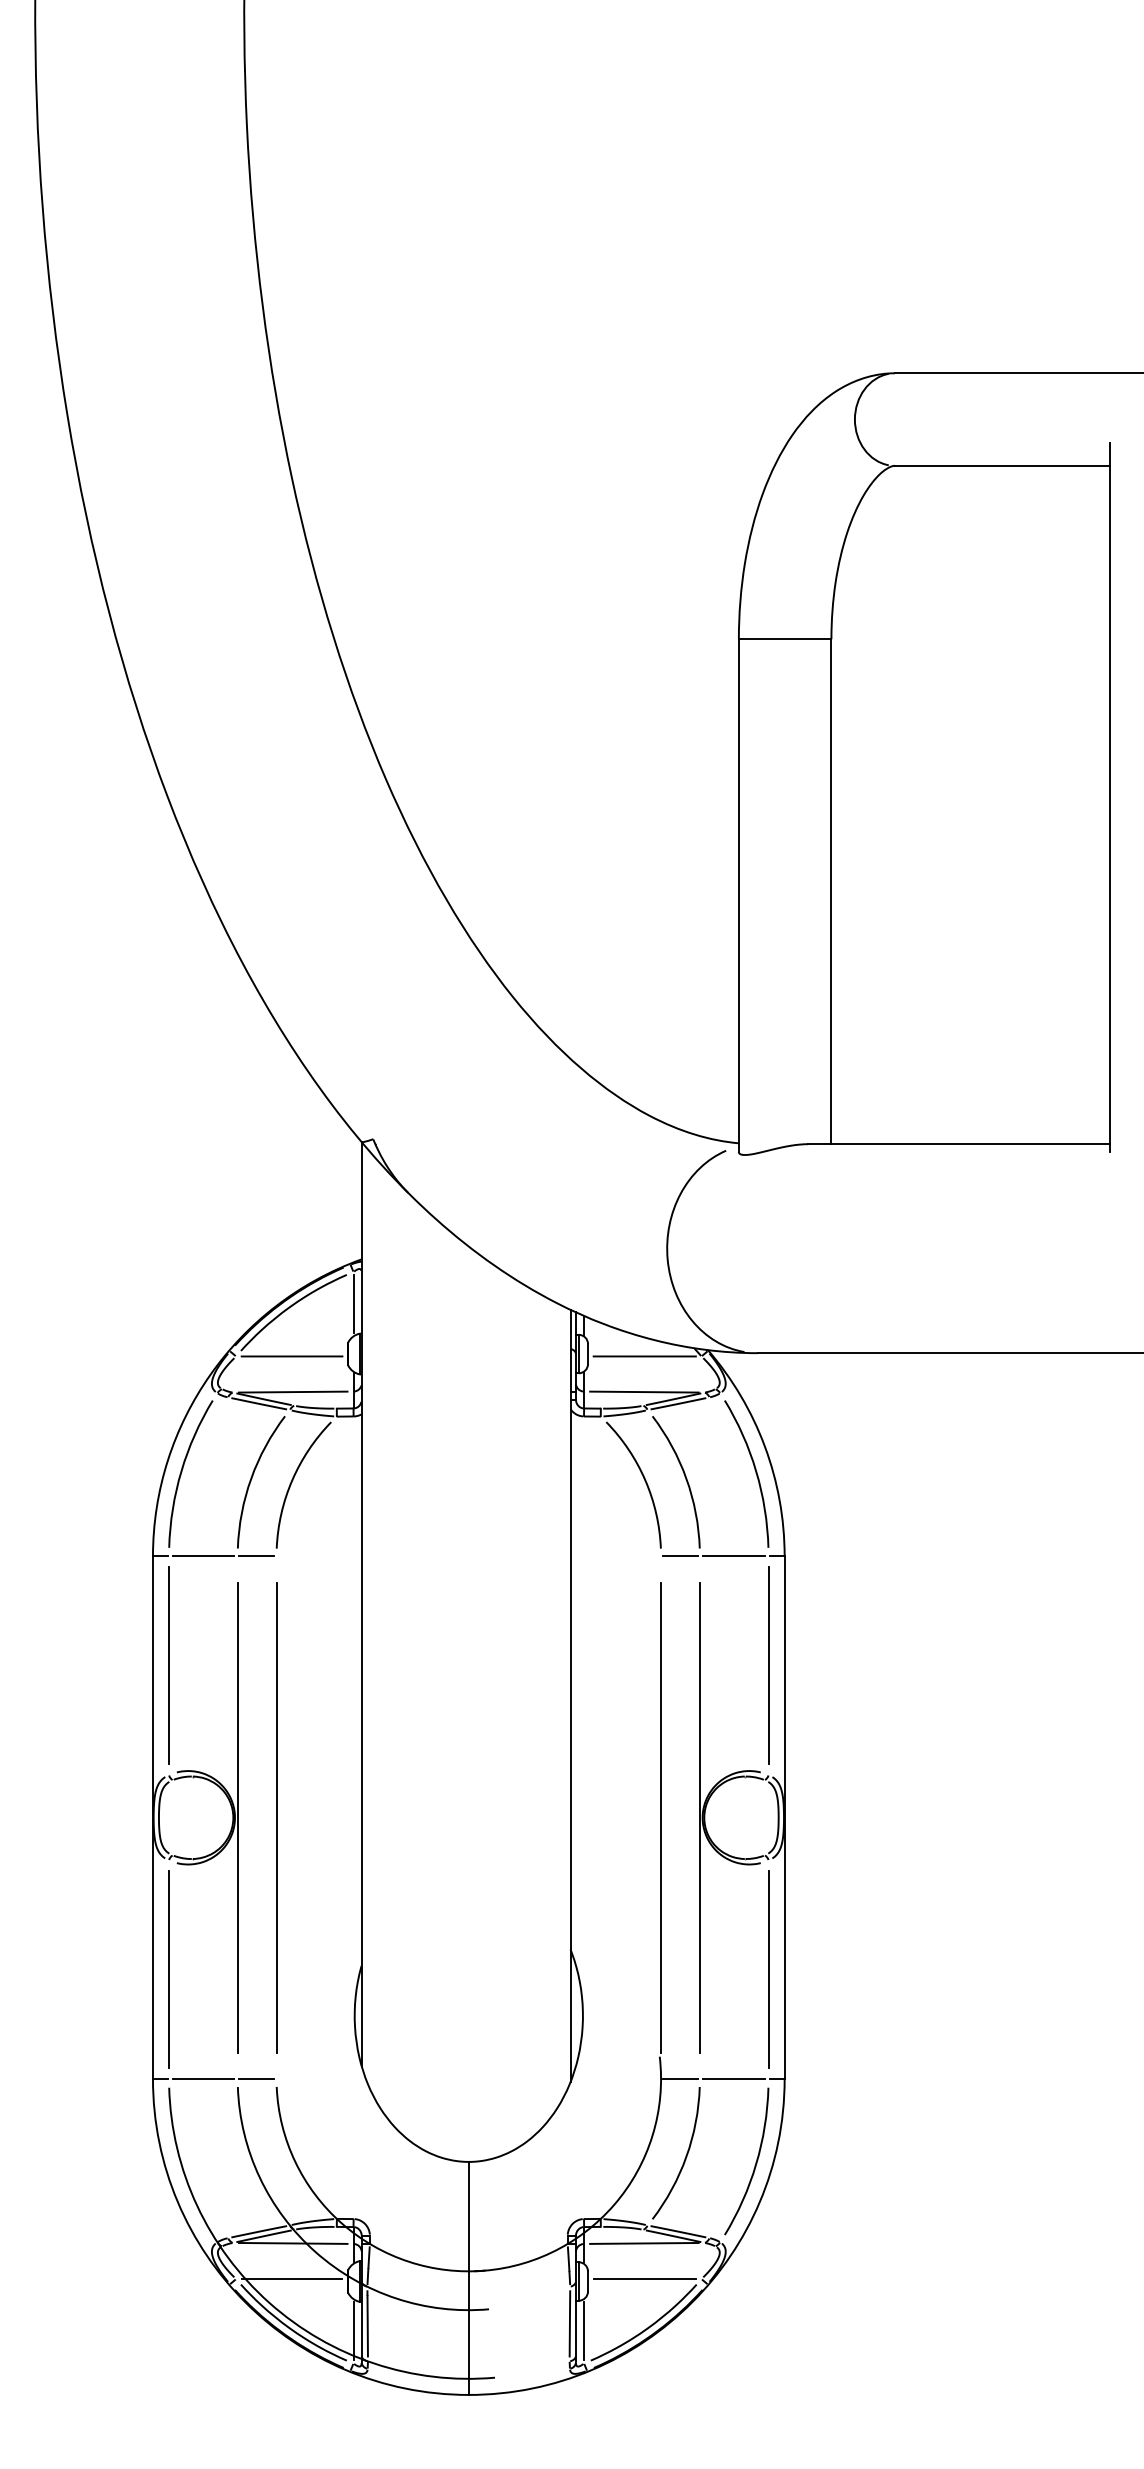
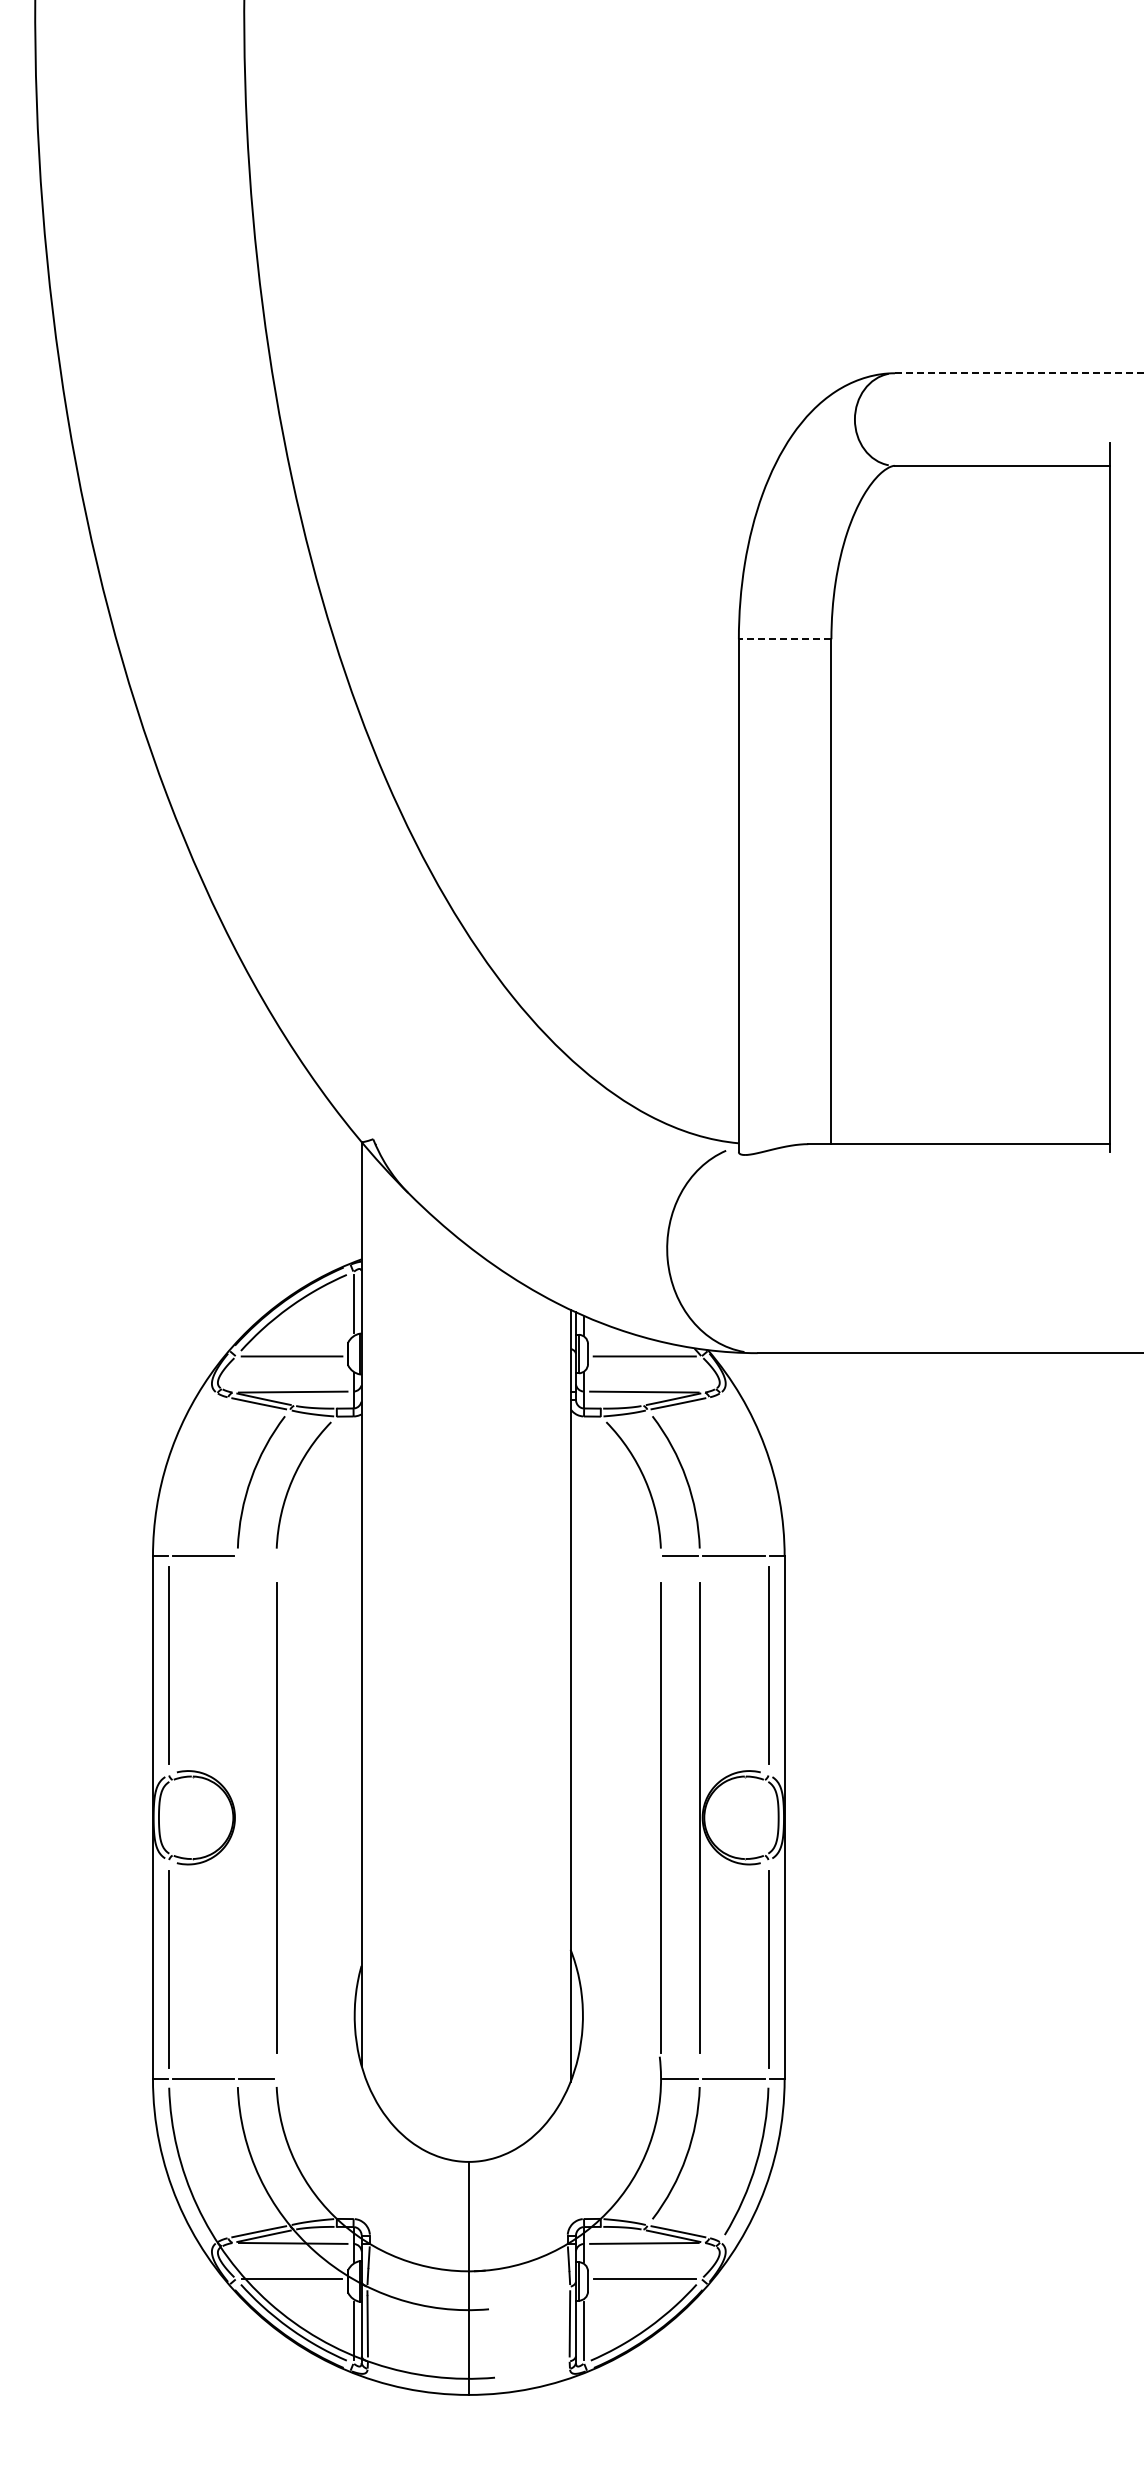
line: solid -> dashed (1019, 373)
line: solid -> dashed (785, 639)
arc: present -> none (754, 1470)
arc: present -> none (182, 1472)
line: present -> none (256, 1556)
line: present -> none (237, 1817)
